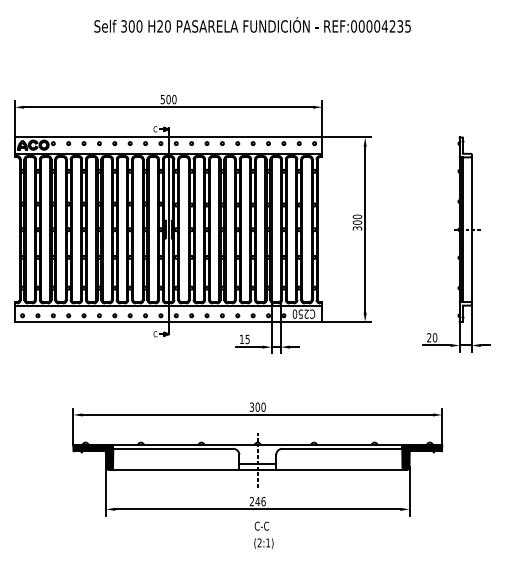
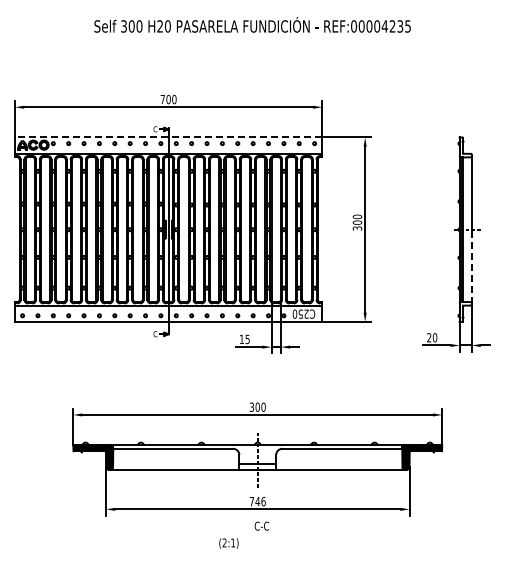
text: 500 -> 700 (162, 99)
line: solid -> dashed (168, 137)
line: solid -> dashed (471, 266)
text: 246 -> 746 (251, 501)
text position: (263, 543) -> (228, 543) (228, 543)
